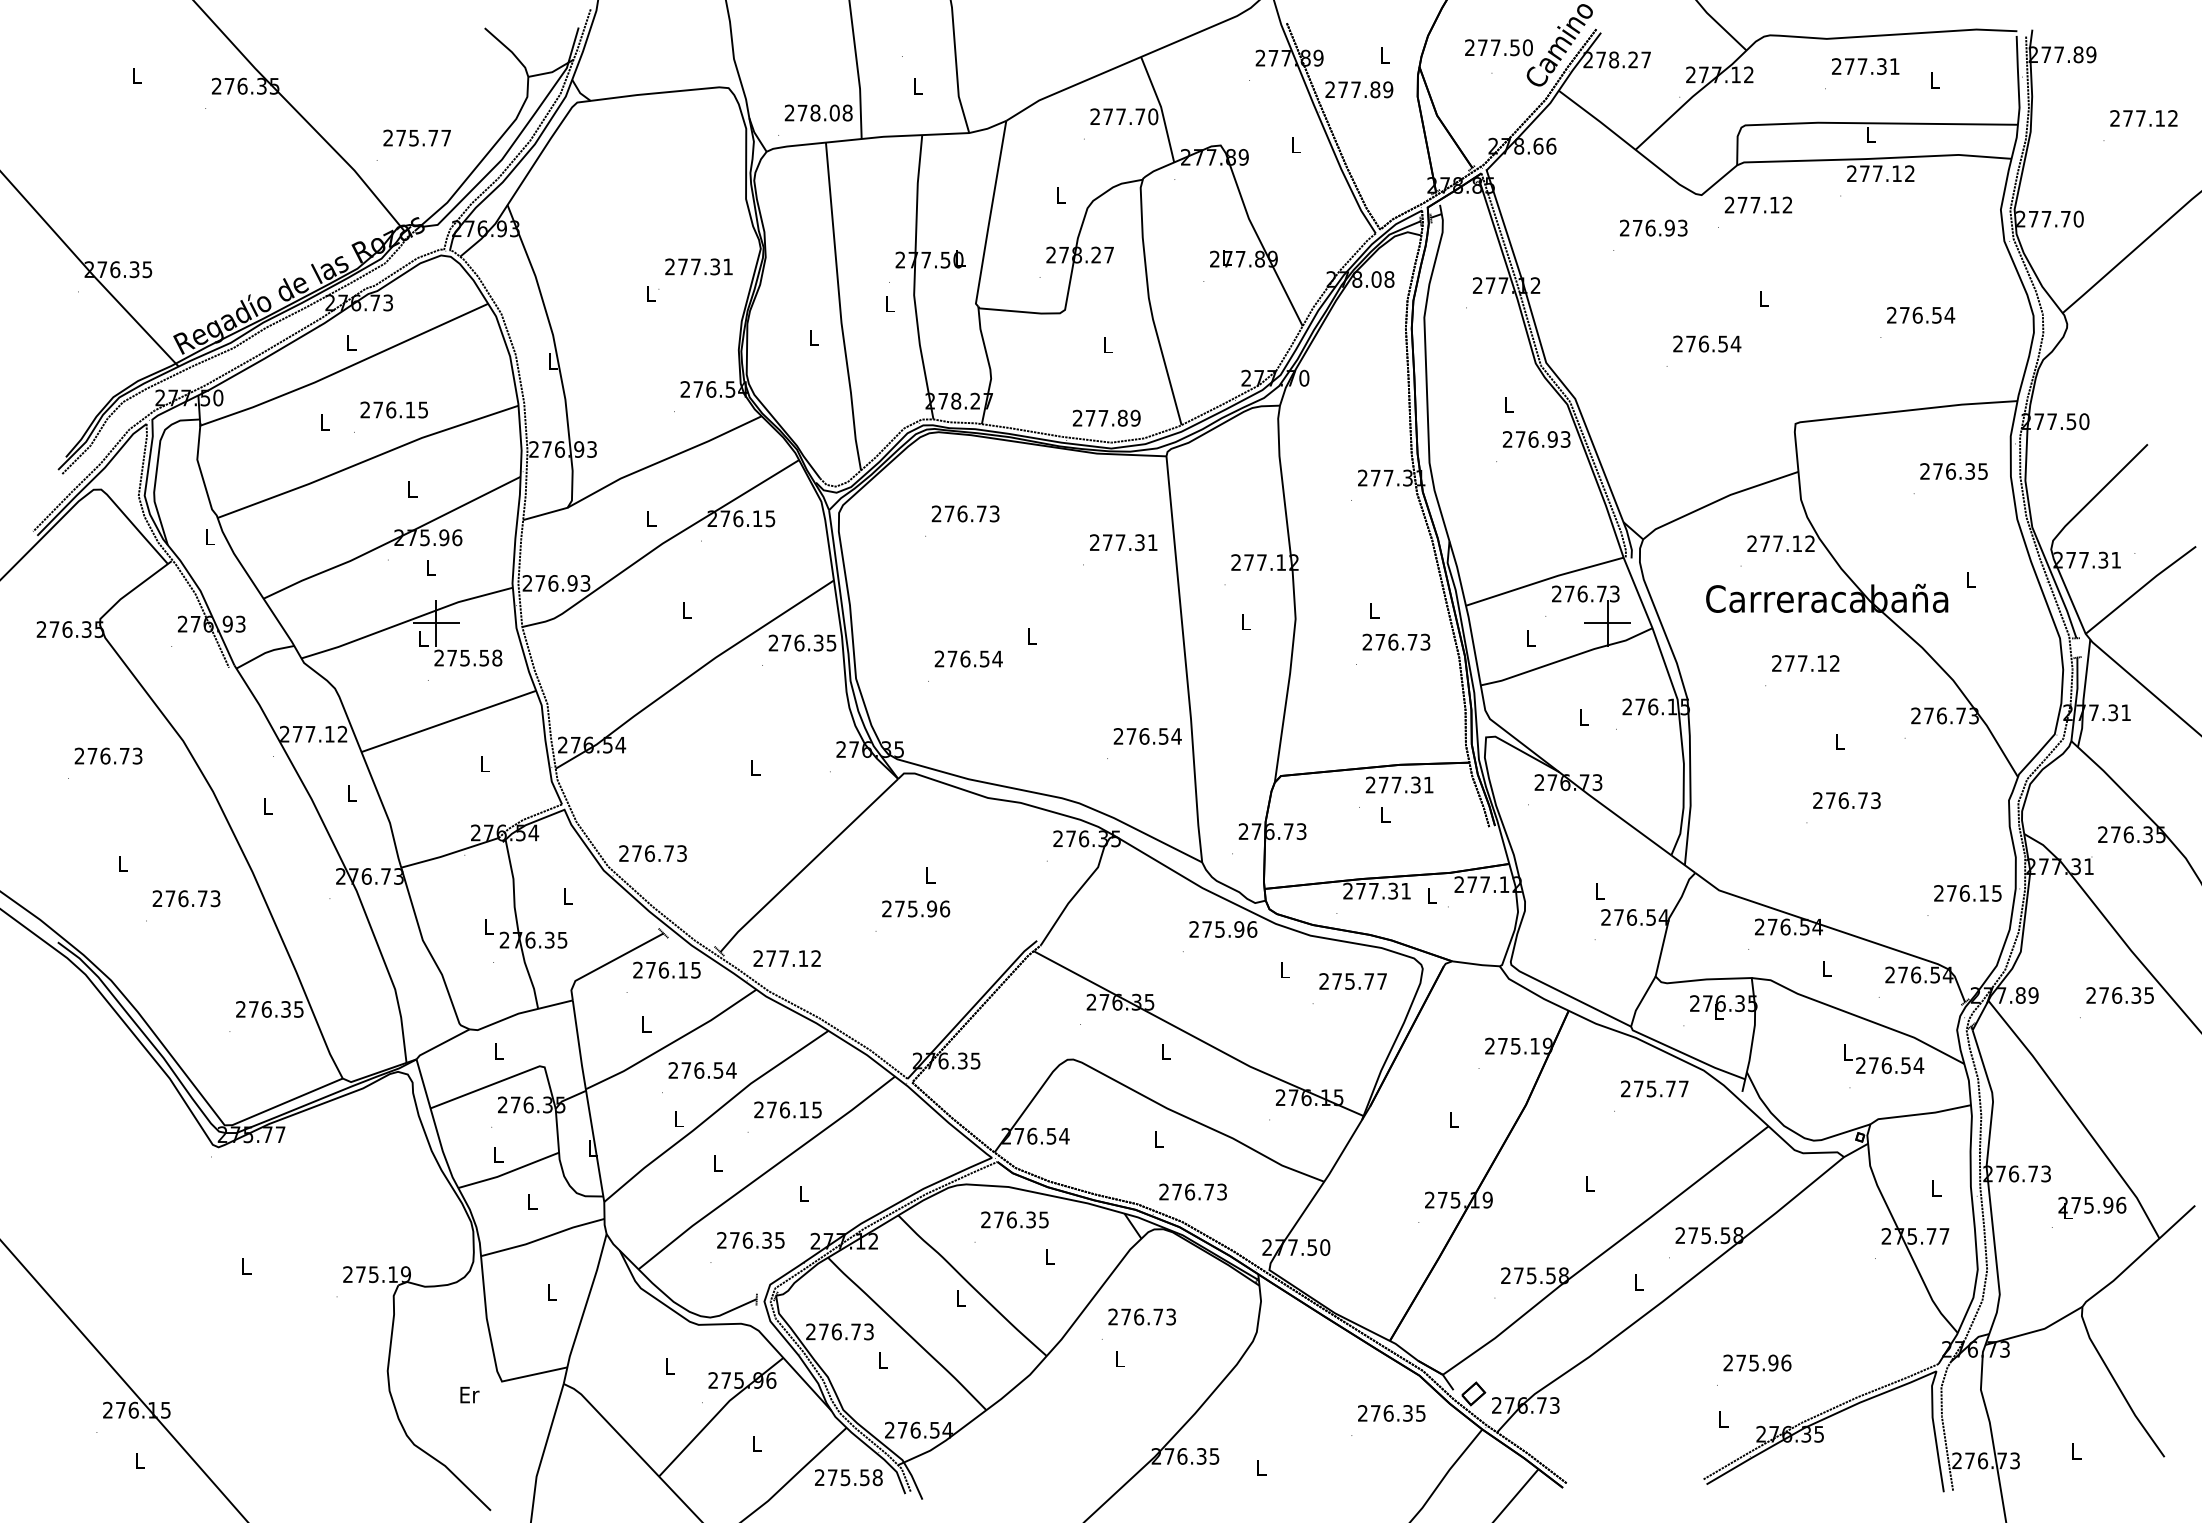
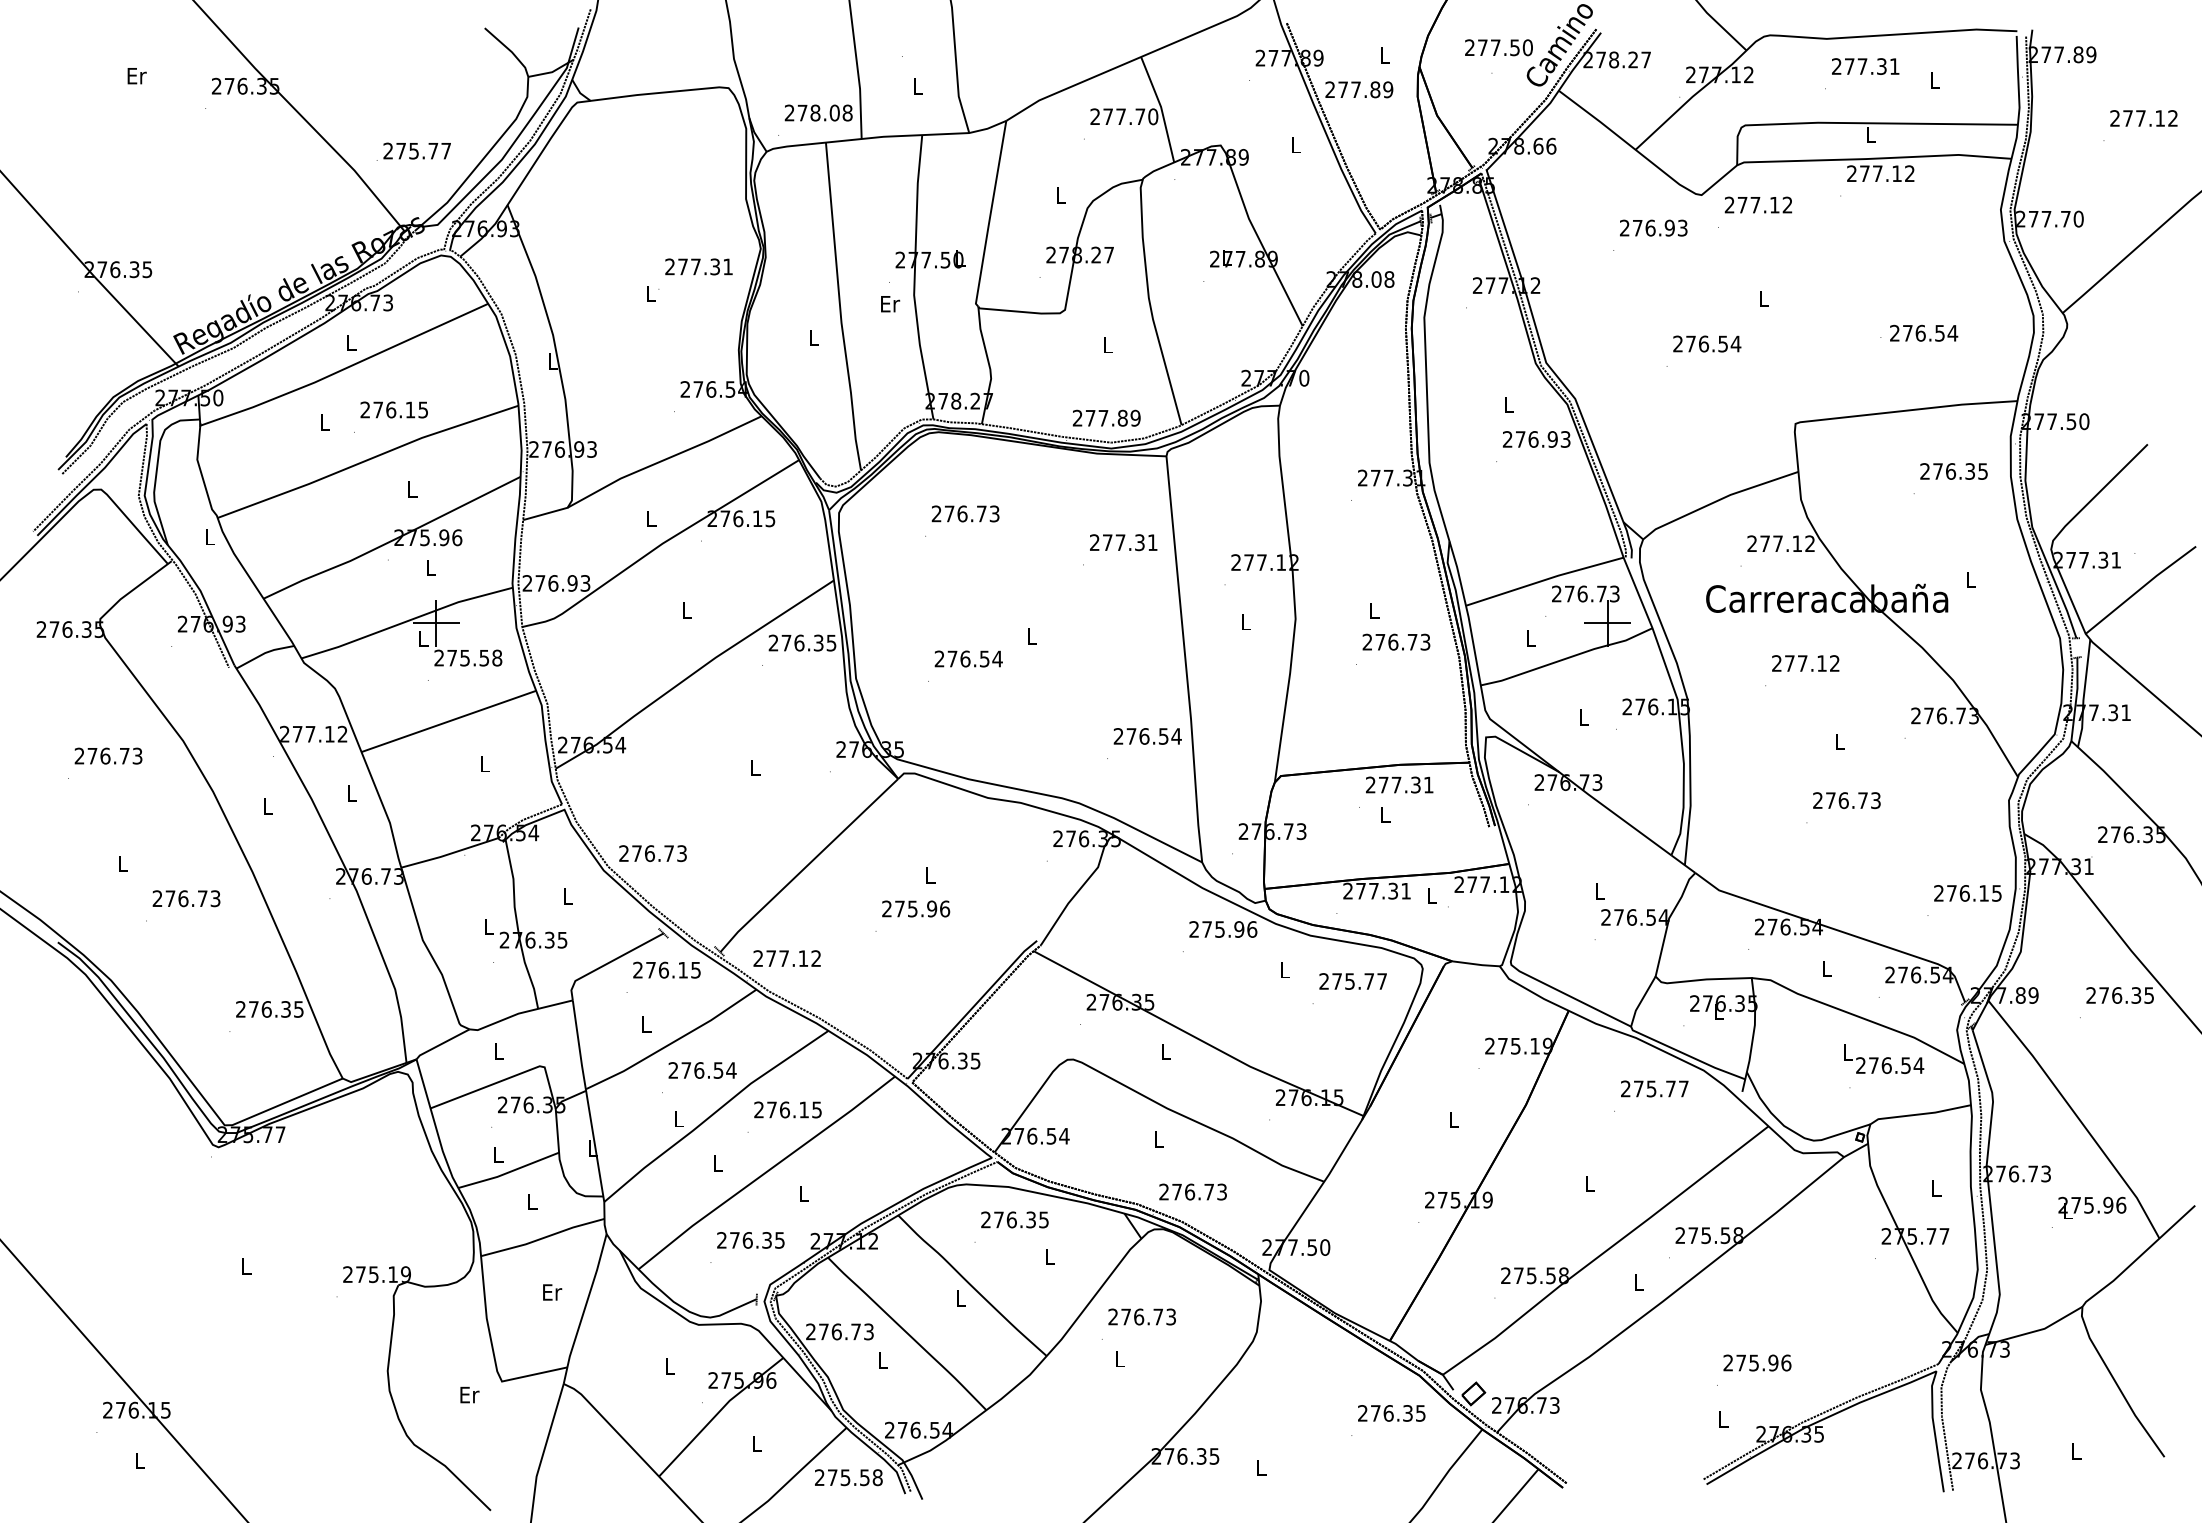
text: L -> Er (136, 76)
text position: (416, 137) -> (416, 150) (416, 150)
text: L -> Er (890, 304)
text position: (1921, 314) -> (1924, 332) (1924, 332)
text: L -> Er (552, 1292)
